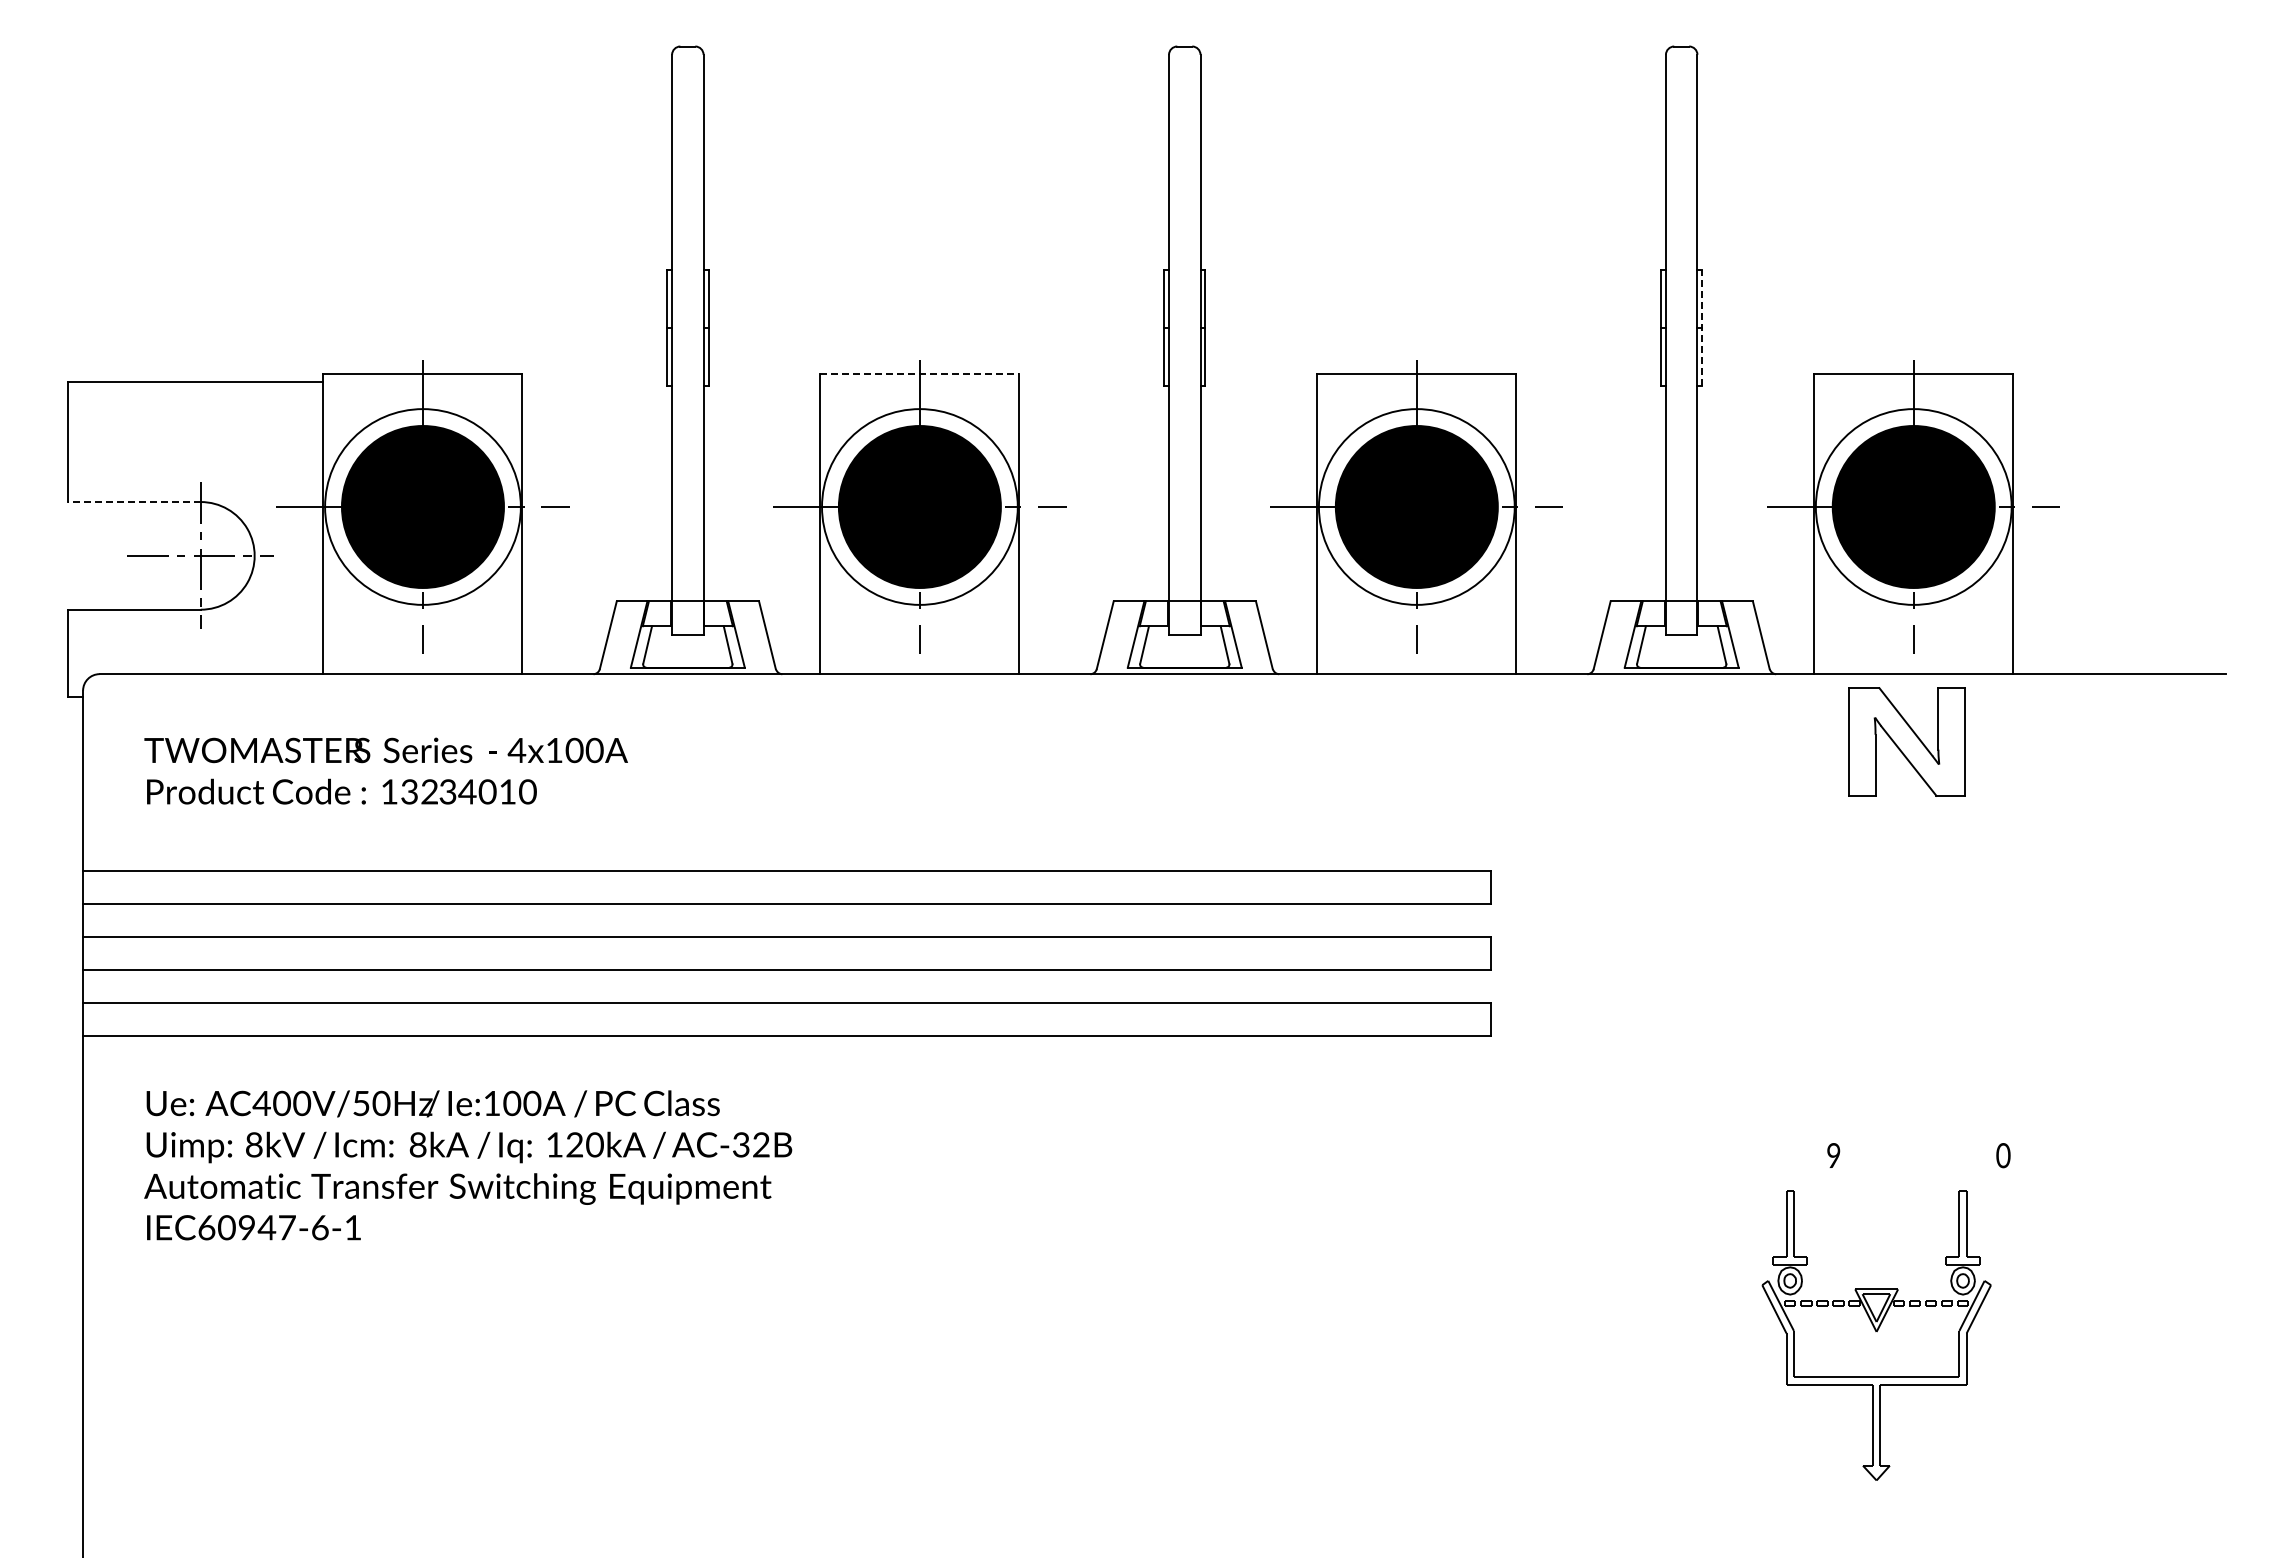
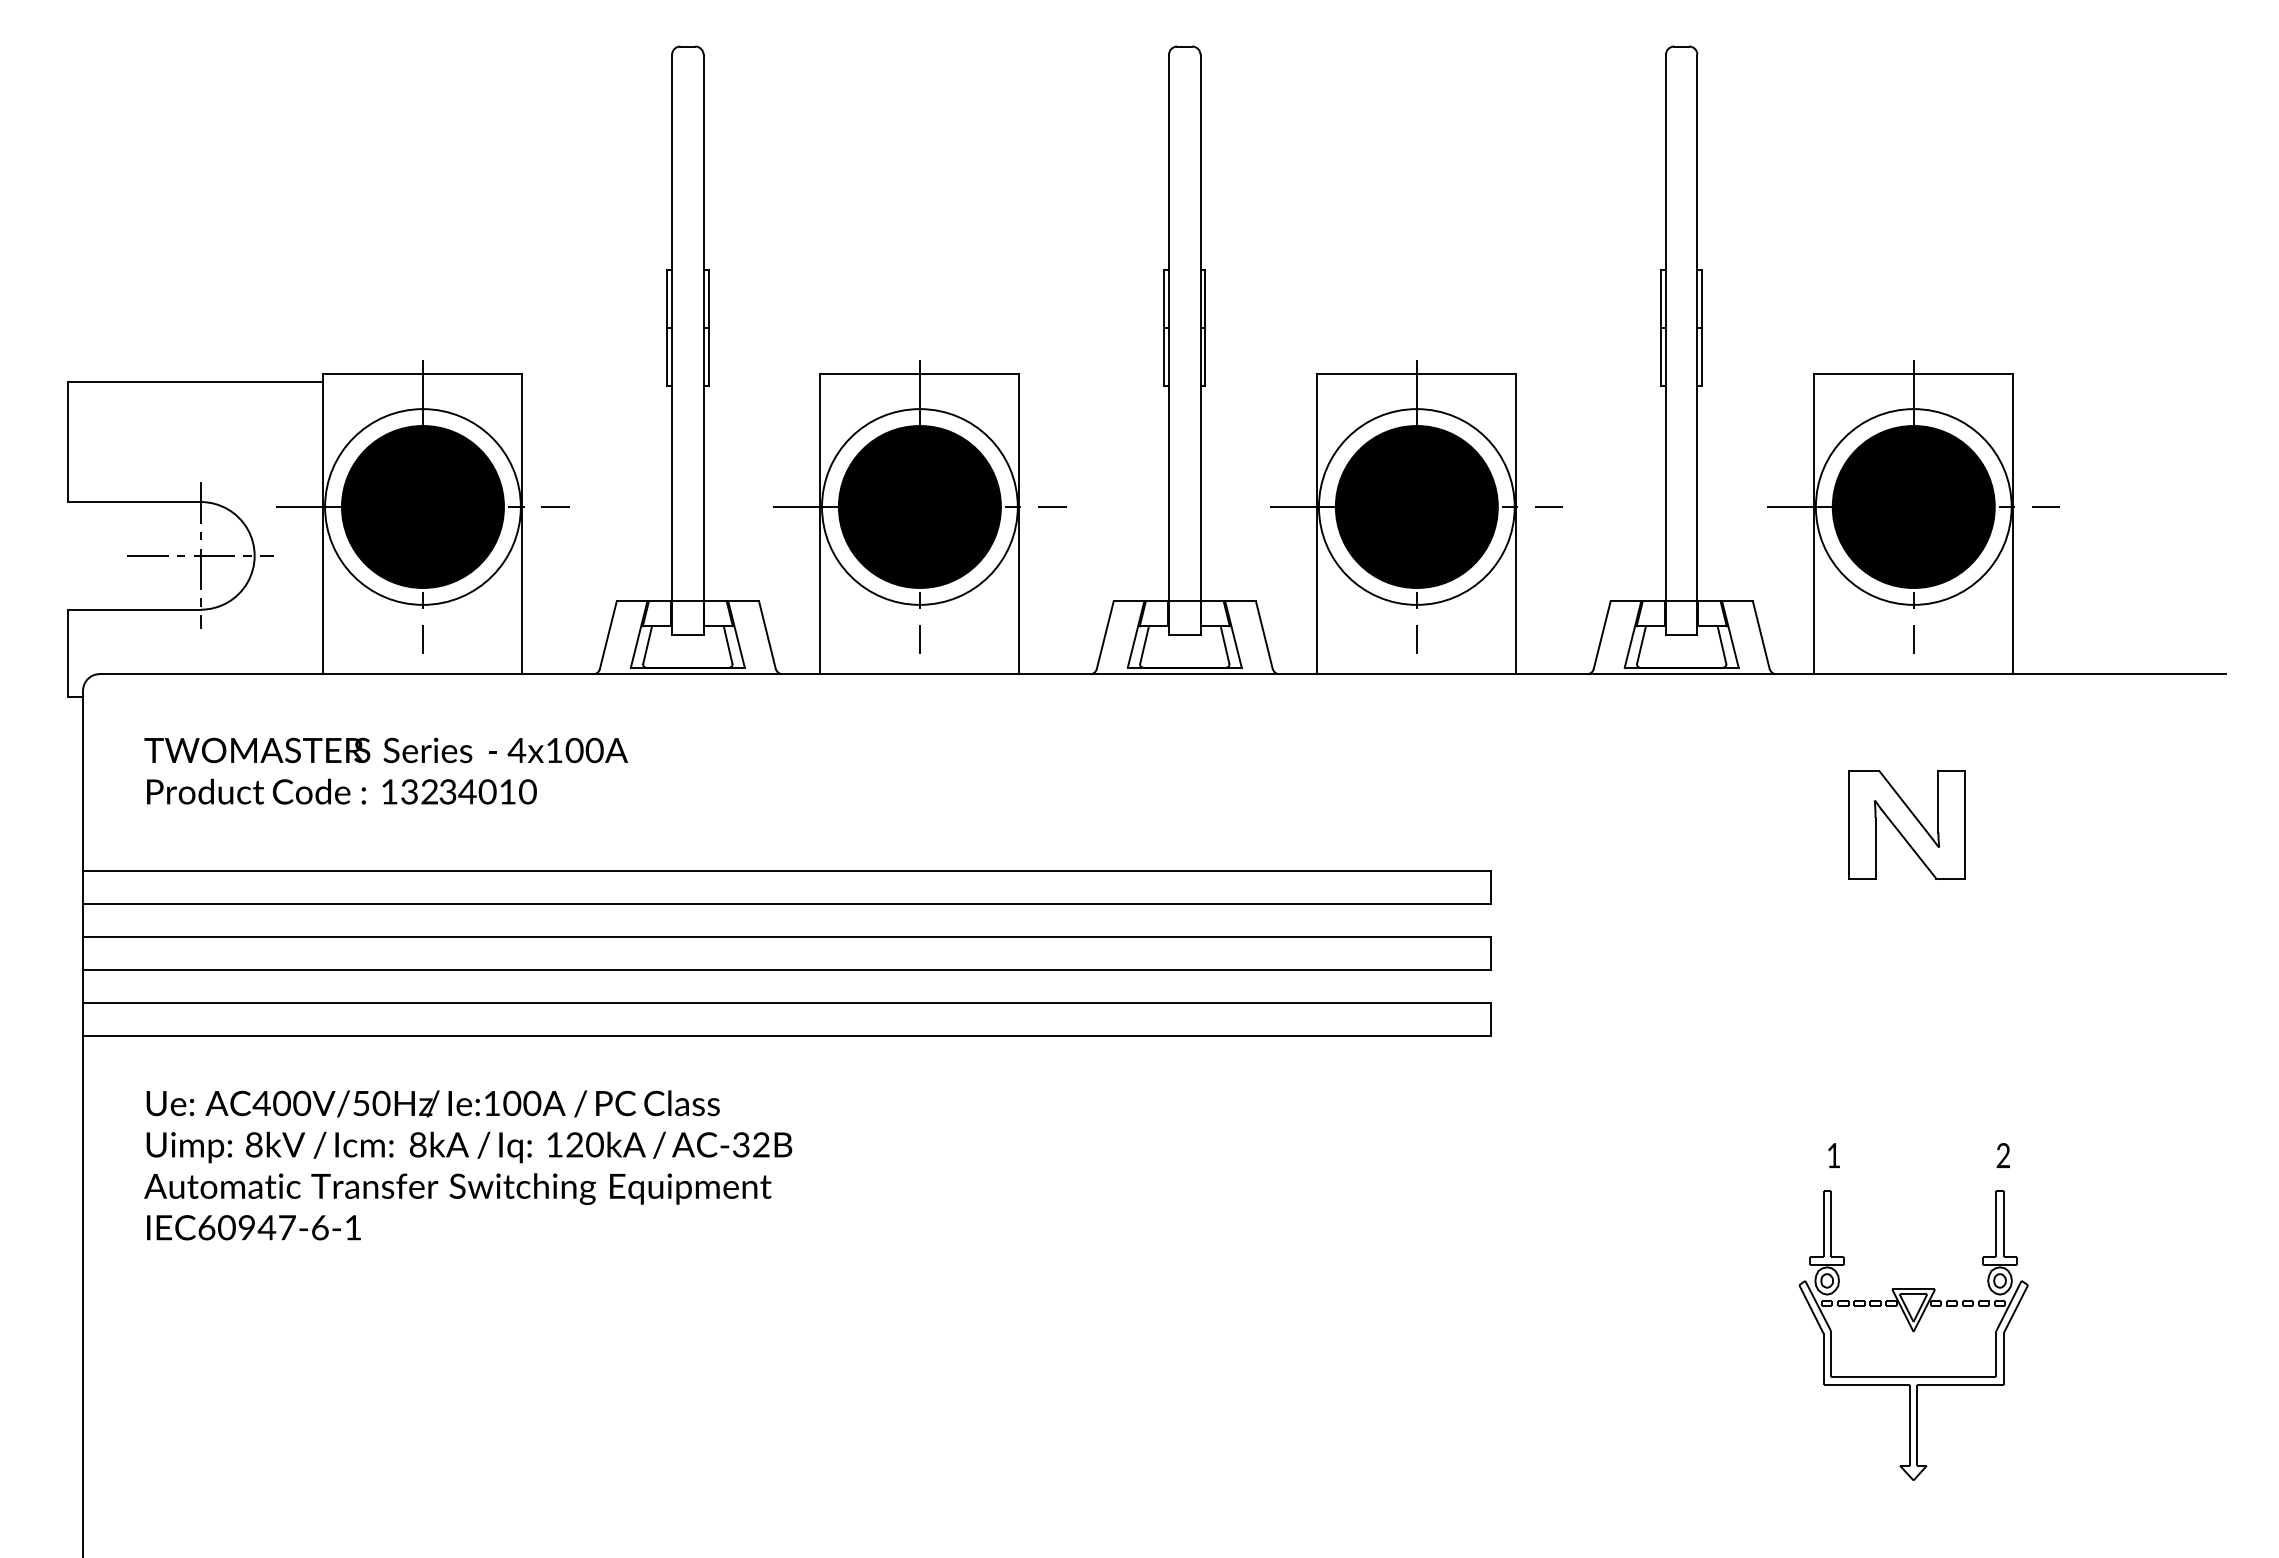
line: dashed -> solid (1702, 328)
line: dashed -> solid (920, 374)
line: dashed -> solid (134, 502)
part position: (1906, 741) -> (1906, 824) (1906, 824)
text: 9 -> 1 (1833, 1155)
text: 0 -> 2 (2003, 1155)
part position: (1876, 1335) -> (1913, 1335) (1913, 1335)
